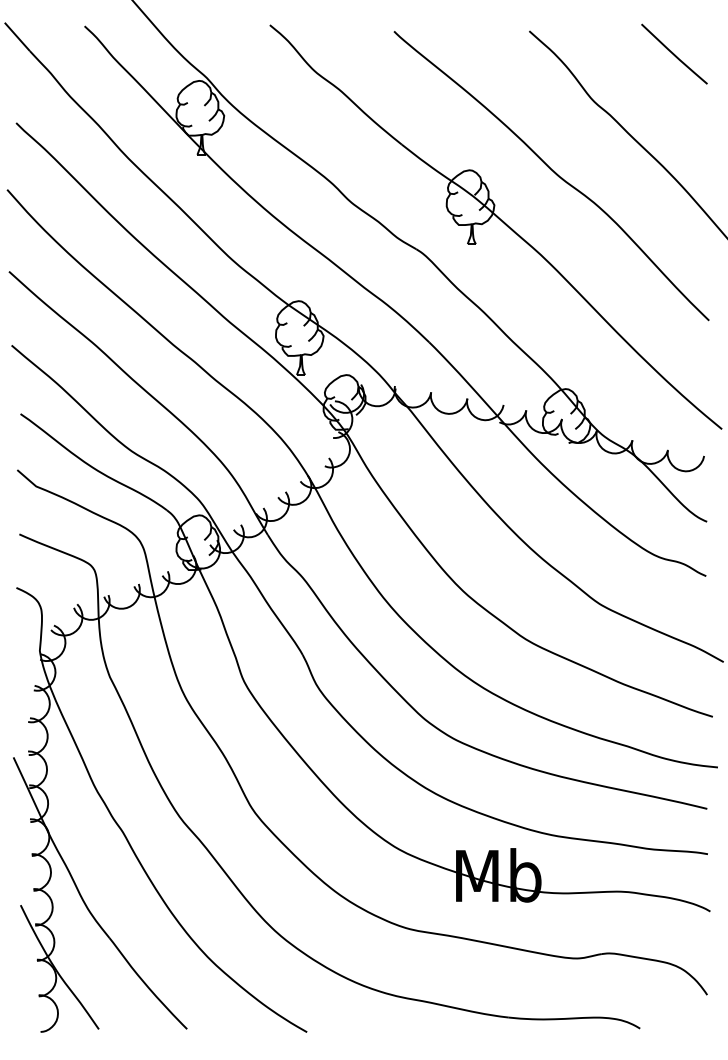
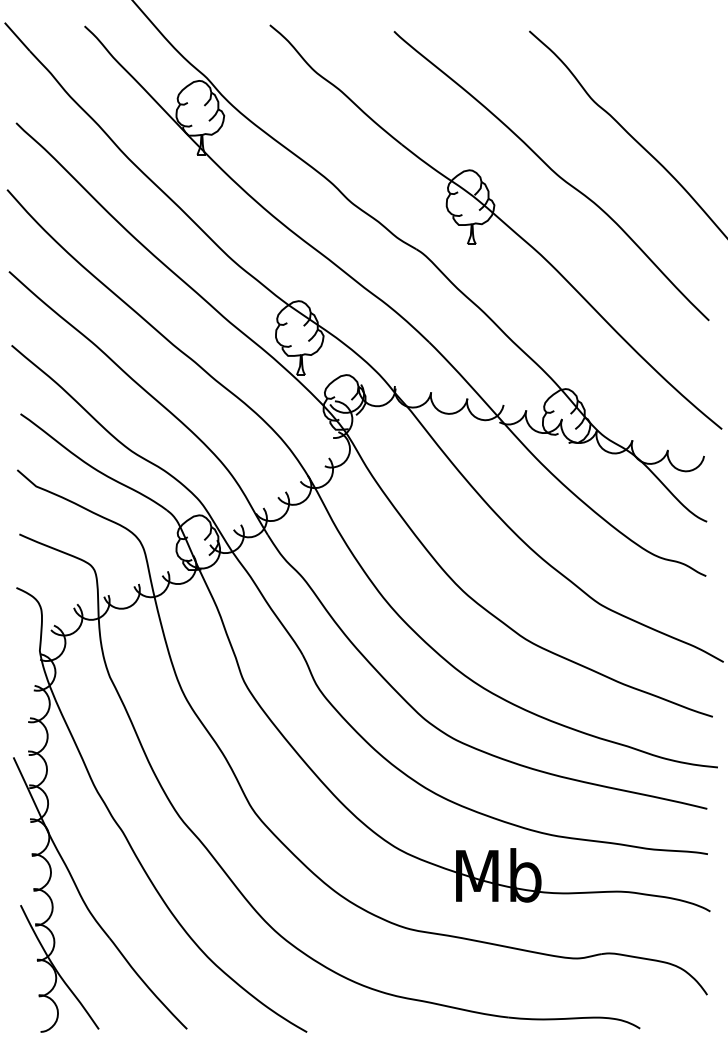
line: present -> none (674, 53)
